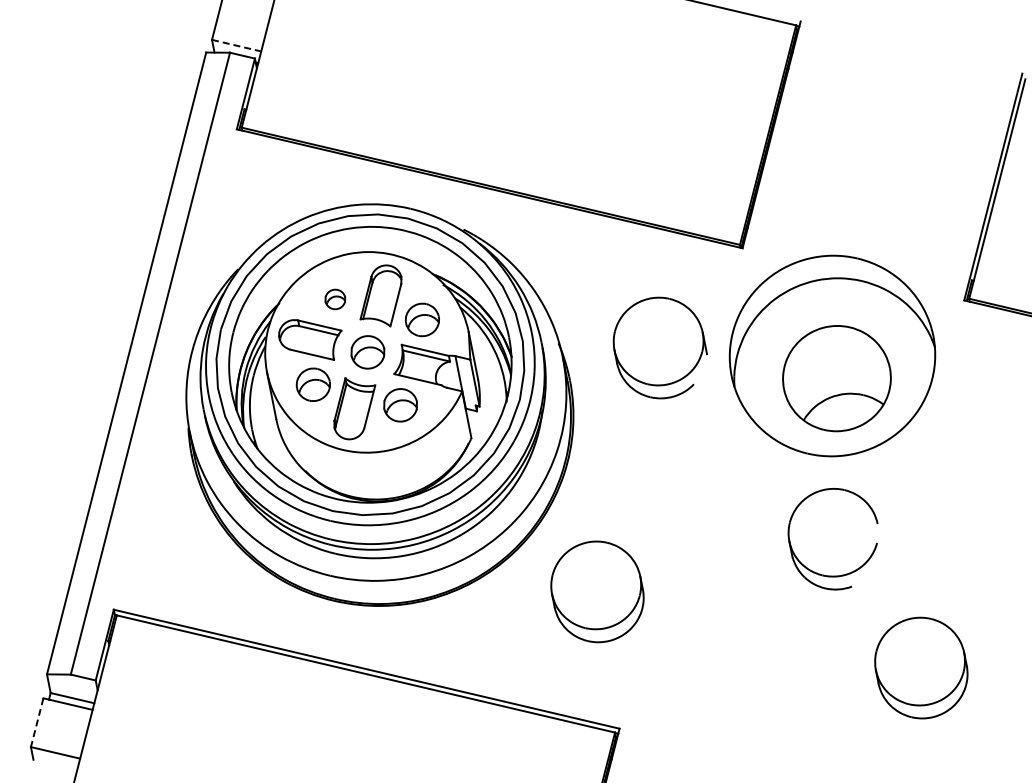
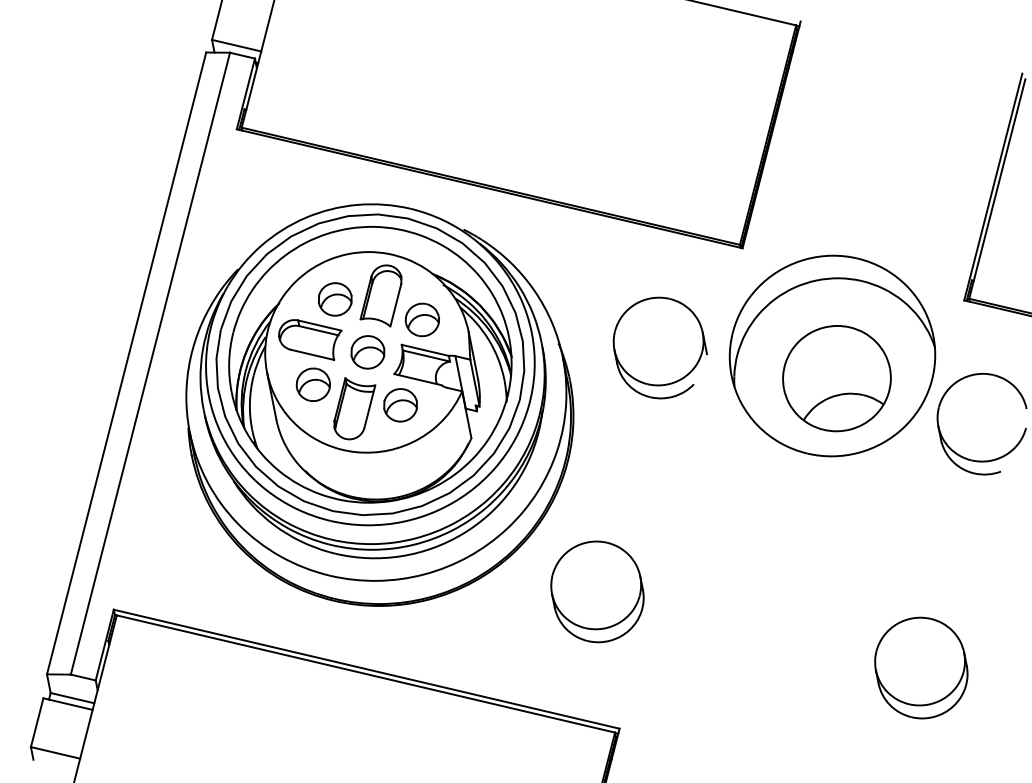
line: dashed -> solid (237, 45)
part size: 23x23 px -> 35x35 px (335, 299)
part position: (824, 574) -> (973, 459) (973, 459)
line: dashed -> solid (37, 723)
